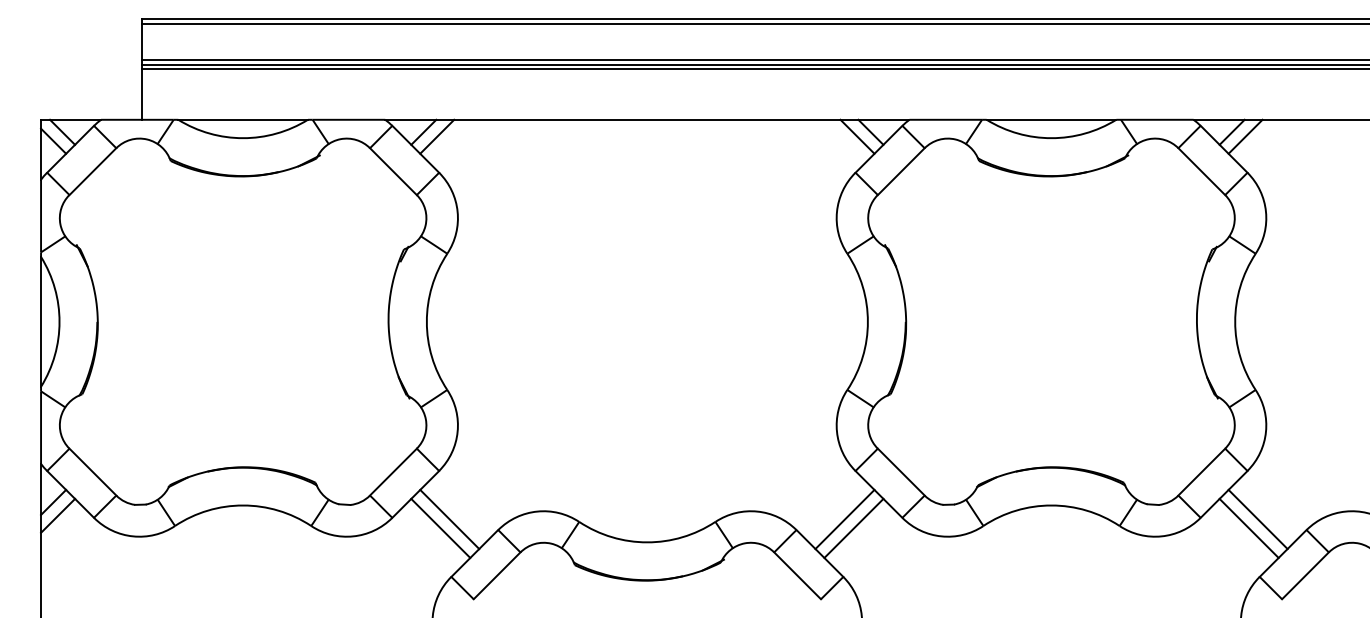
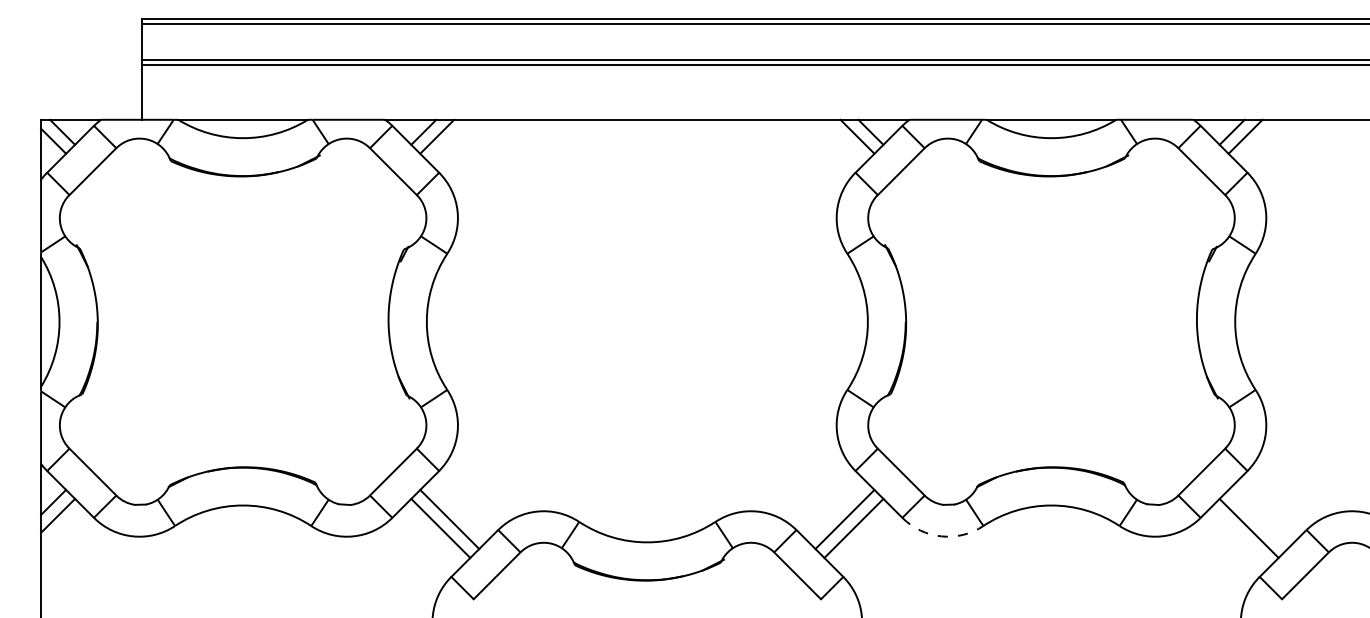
line: present -> none (754, 69)
line: present -> none (1257, 519)
arc: solid -> dashed (941, 536)
